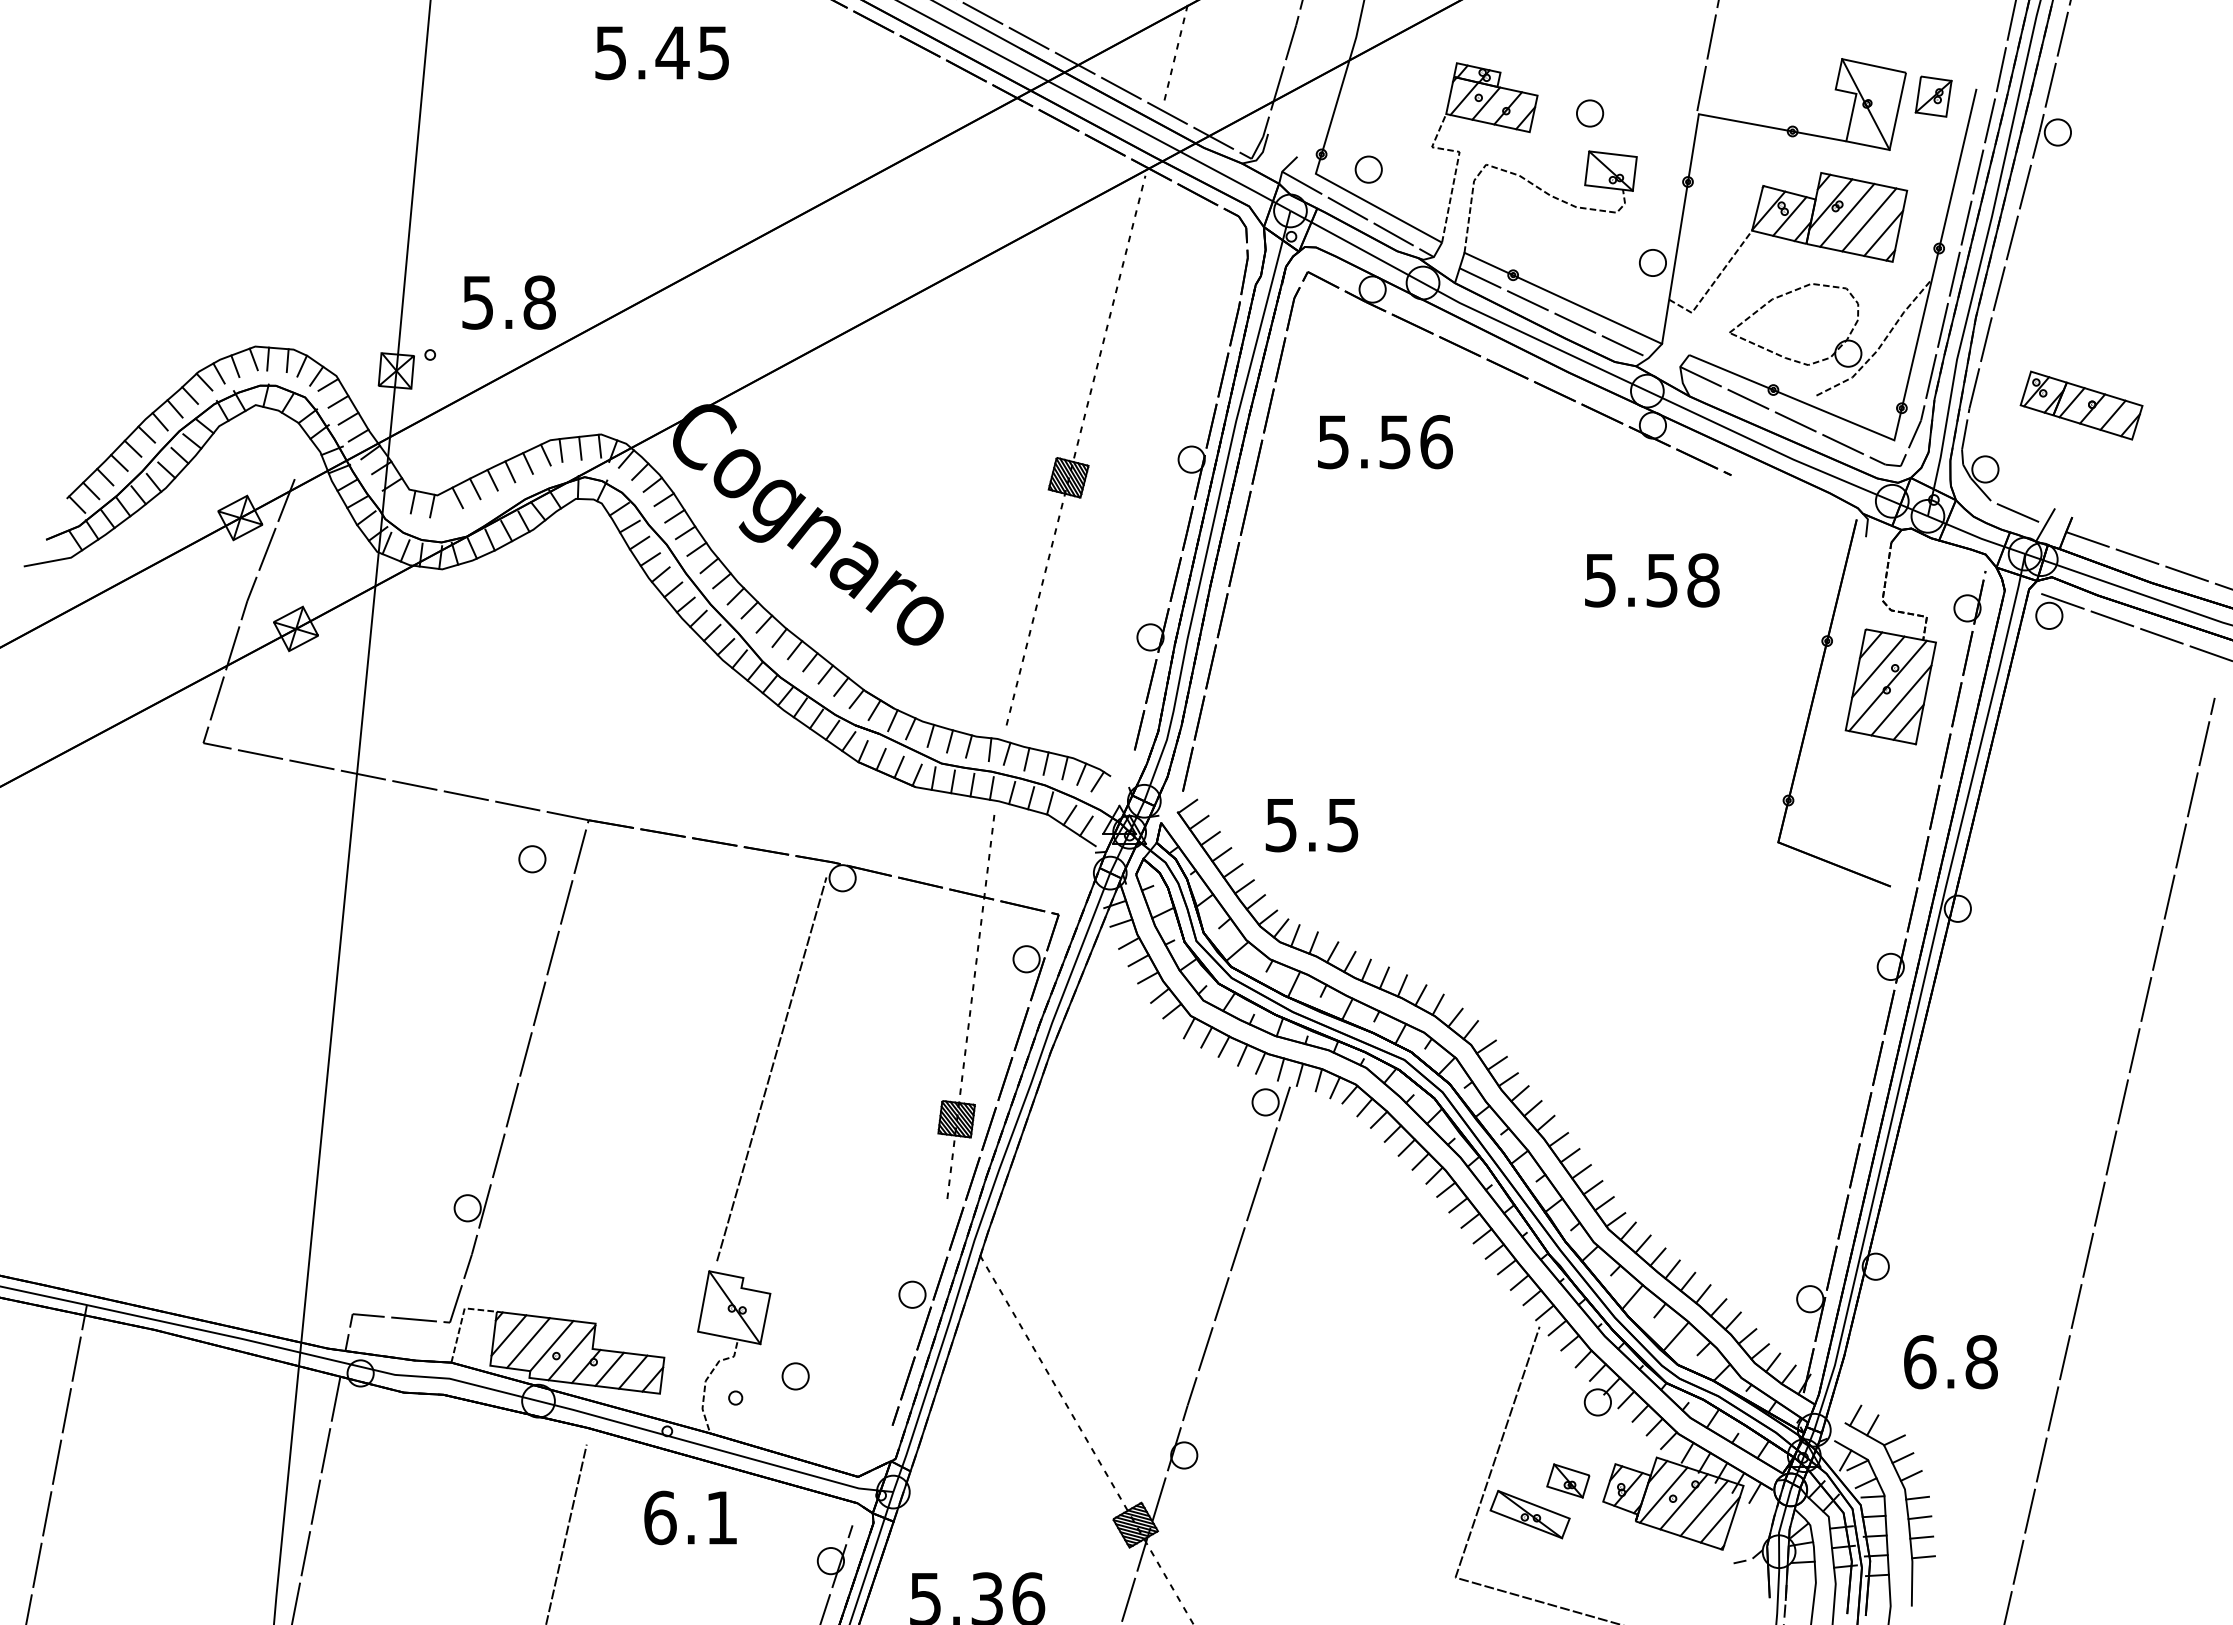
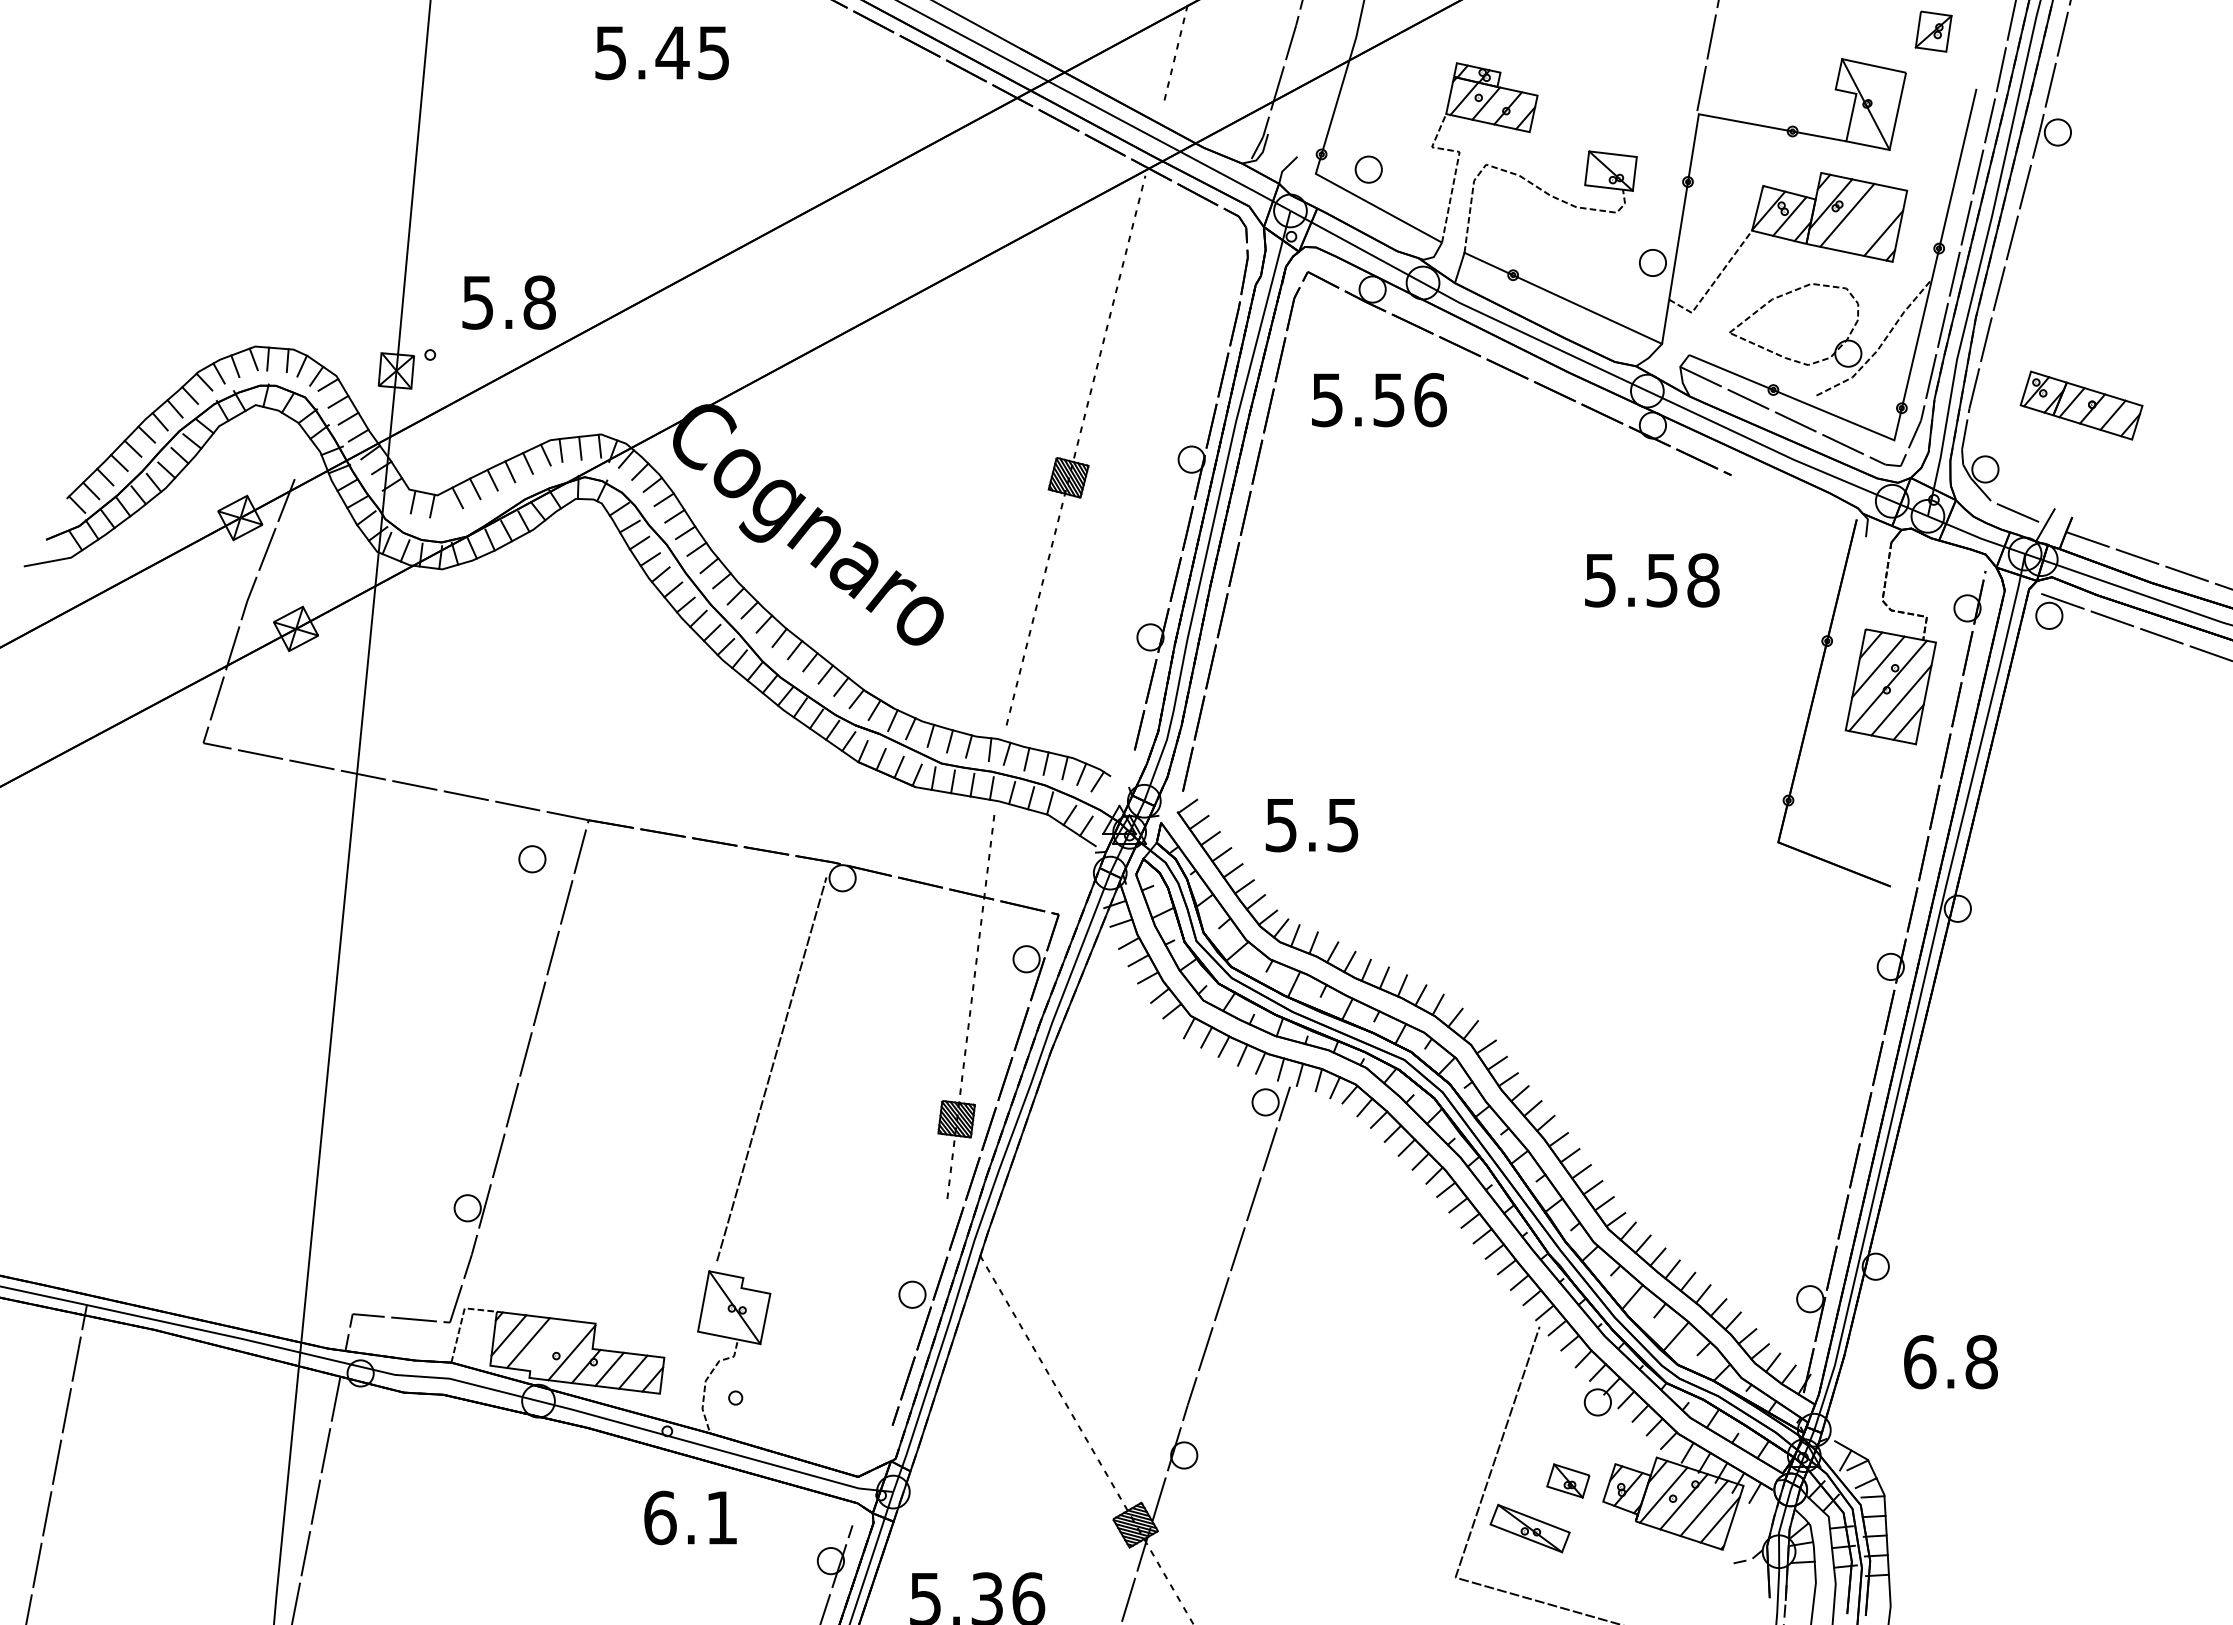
line: present -> none (1106, 80)
part position: (1933, 96) -> (1933, 31) (1933, 31)
part: present -> none (1590, 113)
line: present -> none (1357, 214)
line: present -> none (1869, 219)
line: present -> none (1553, 313)
text position: (1385, 442) -> (1379, 400) (1379, 400)
line: present -> none (2109, 1159)
line: present -> none (551, 1346)
part: present -> none (795, 1376)
part: present -> none (1905, 1504)
part position: (1529, 1514) -> (1529, 1528) (1529, 1528)
line: present -> none (566, 1532)
